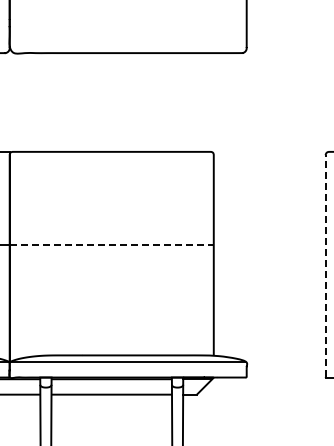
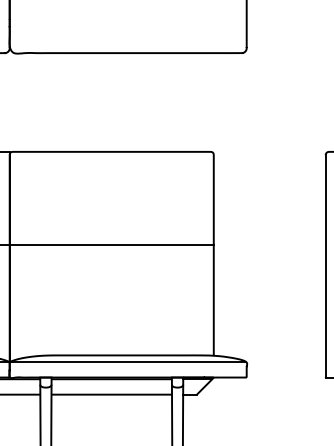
line: dashed -> solid (112, 245)
line: dashed -> solid (325, 266)
